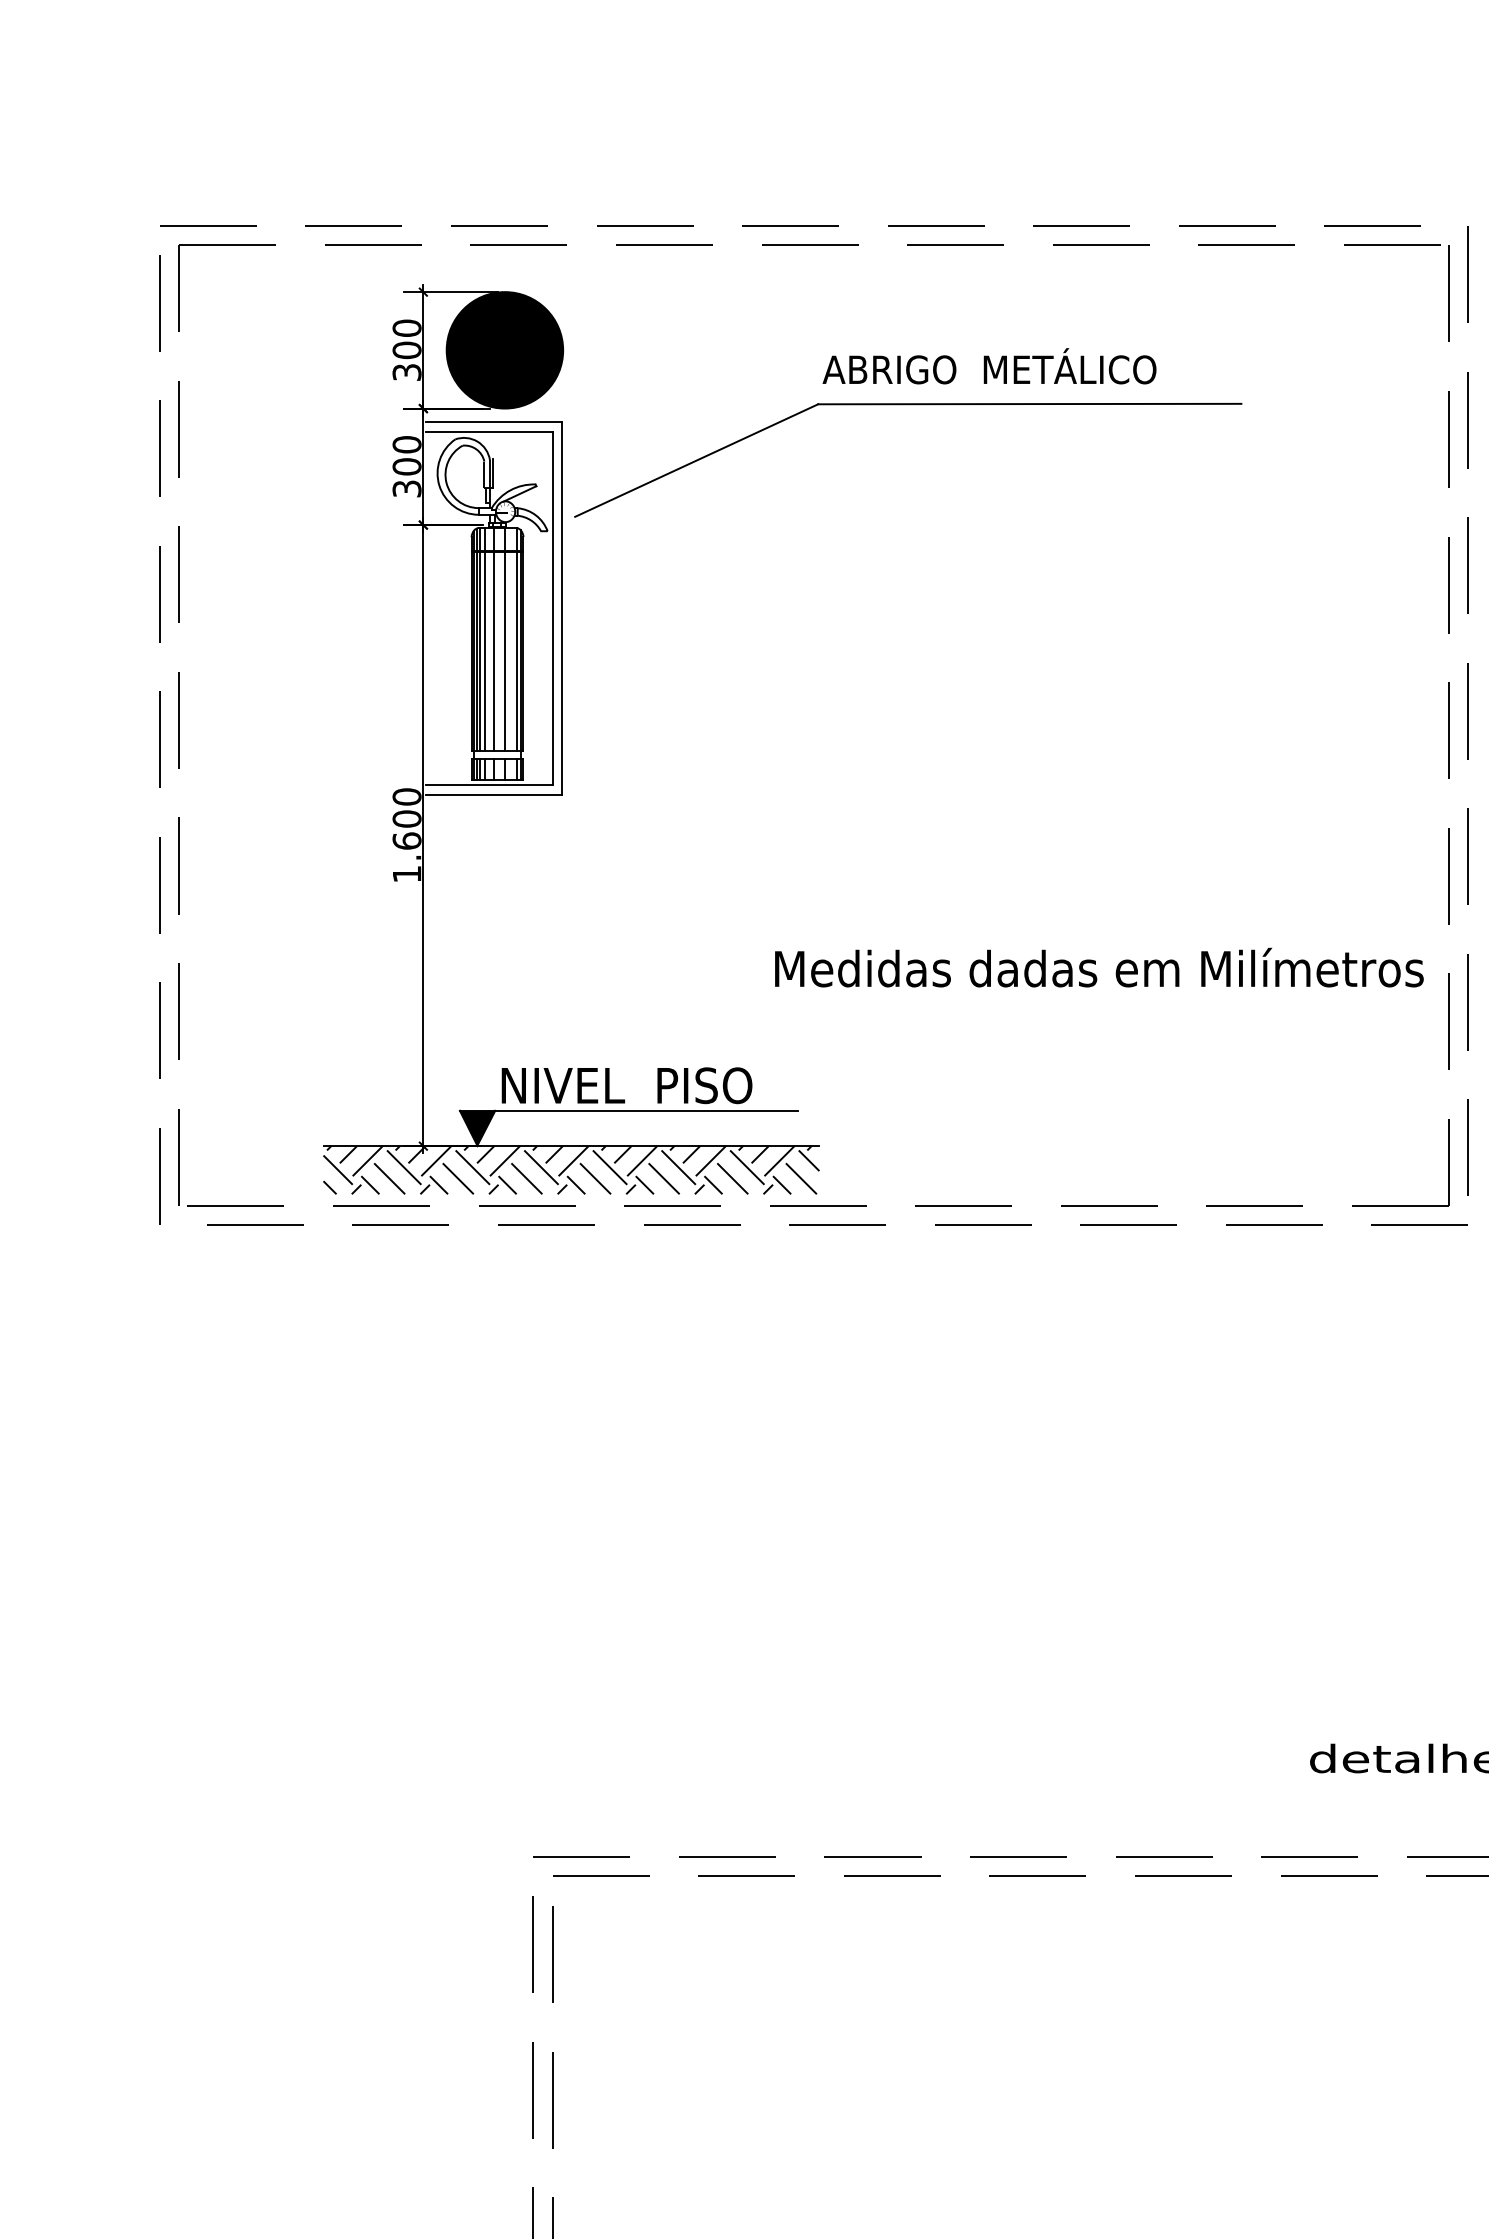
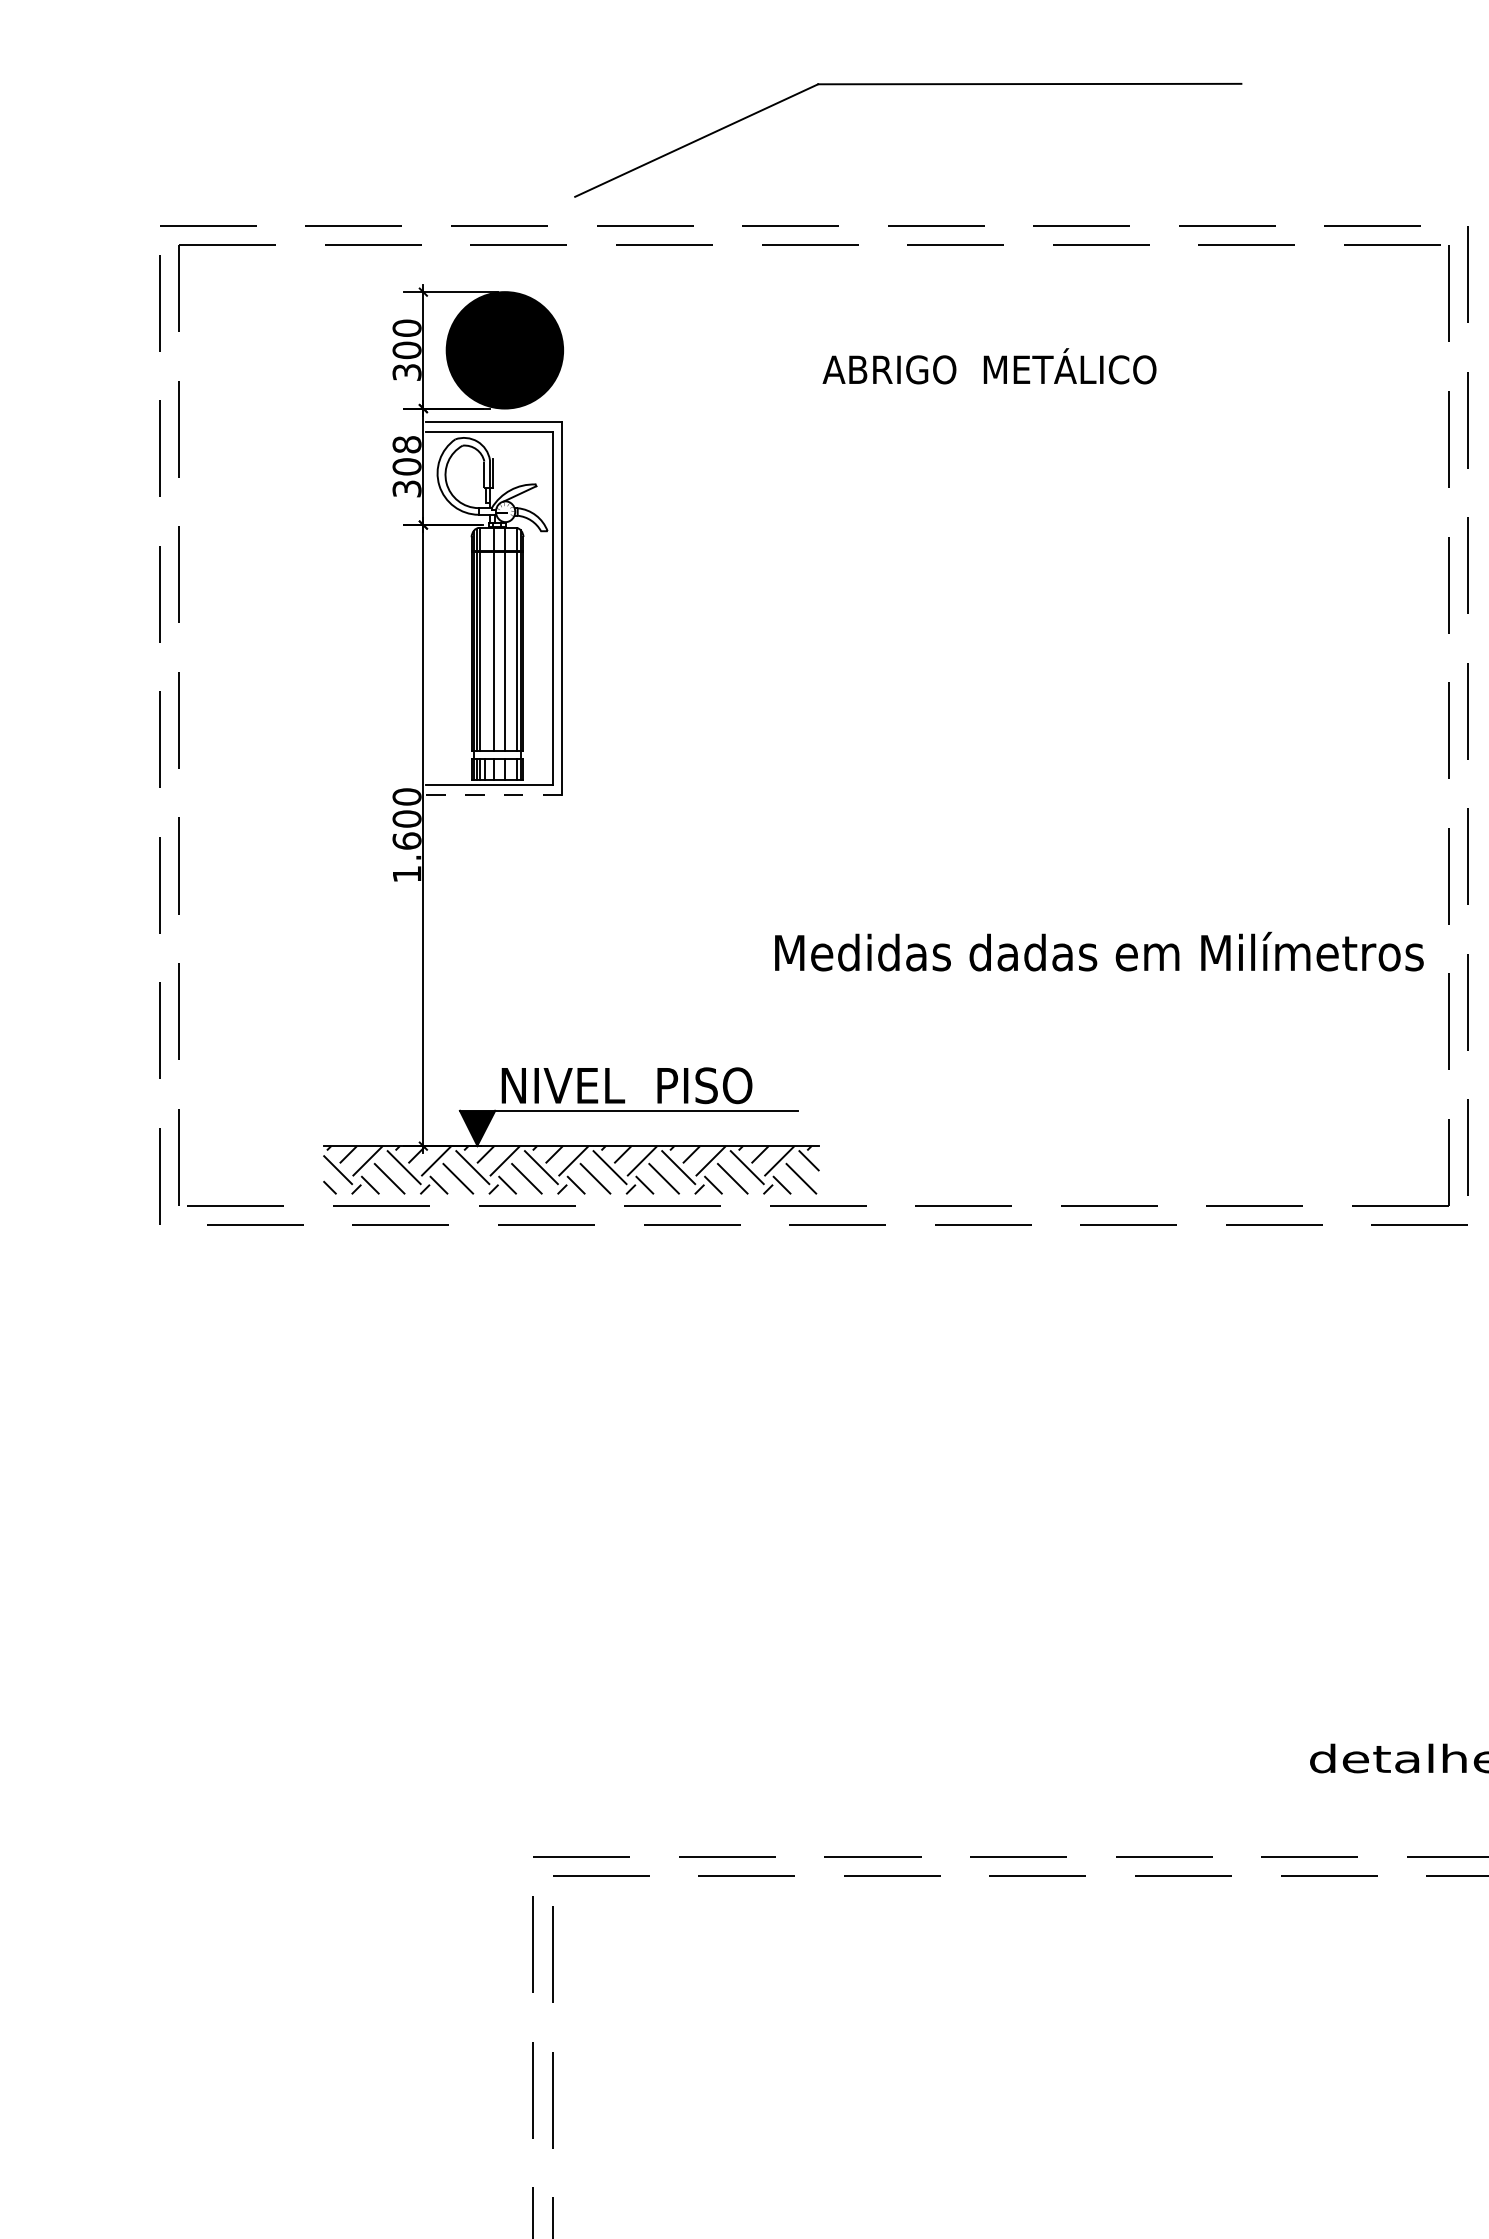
part position: (908, 405) -> (908, 85) (908, 85)
text: 300 -> 308 (407, 444)
line: present -> none (485, 639)
line: solid -> dashed (493, 794)
text position: (1099, 967) -> (1099, 951) (1099, 951)
